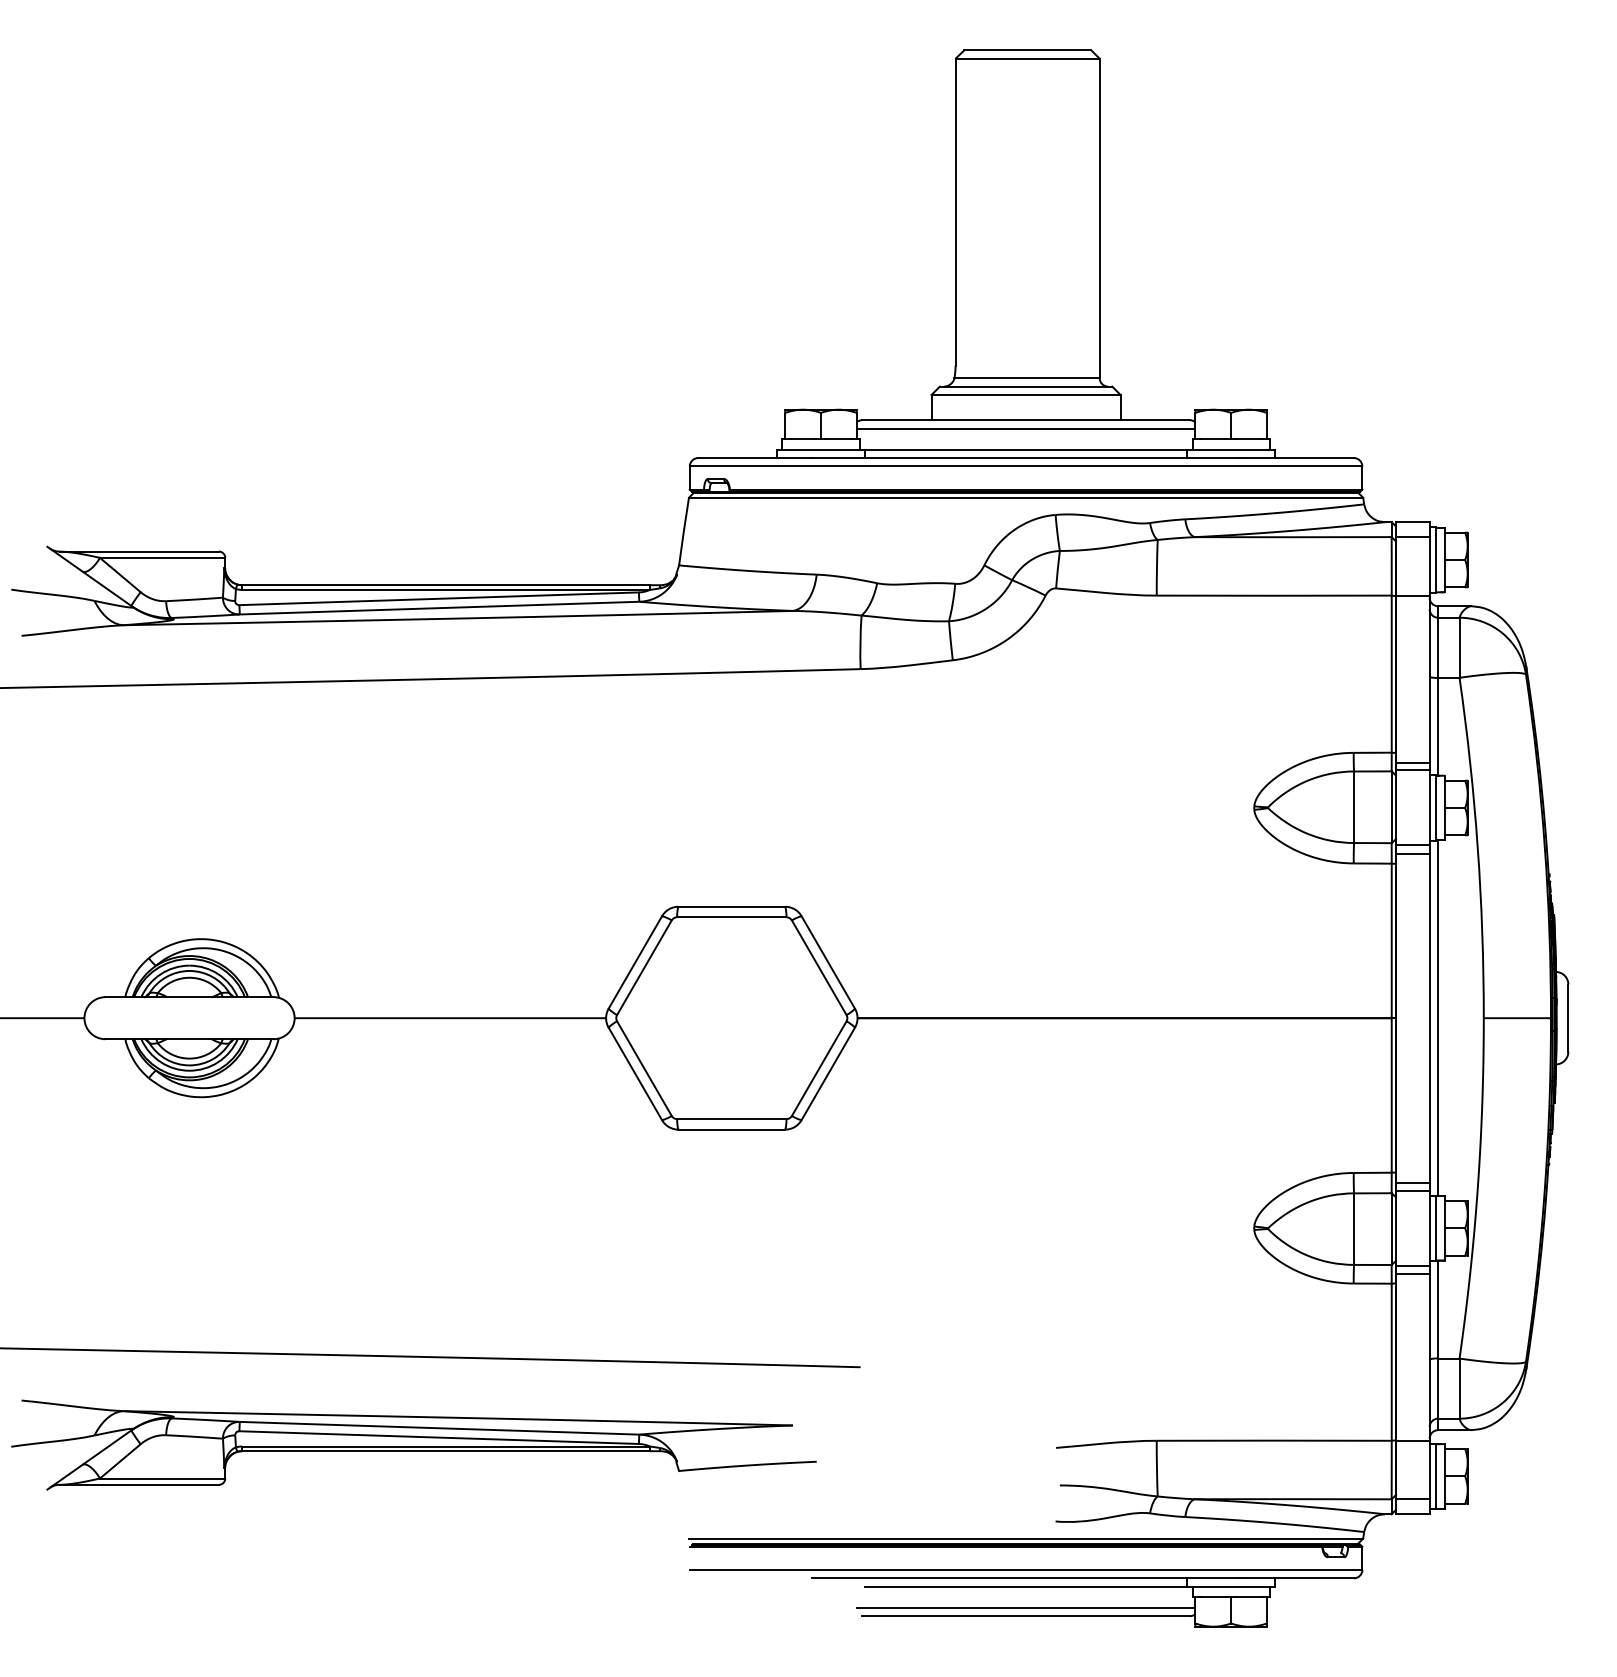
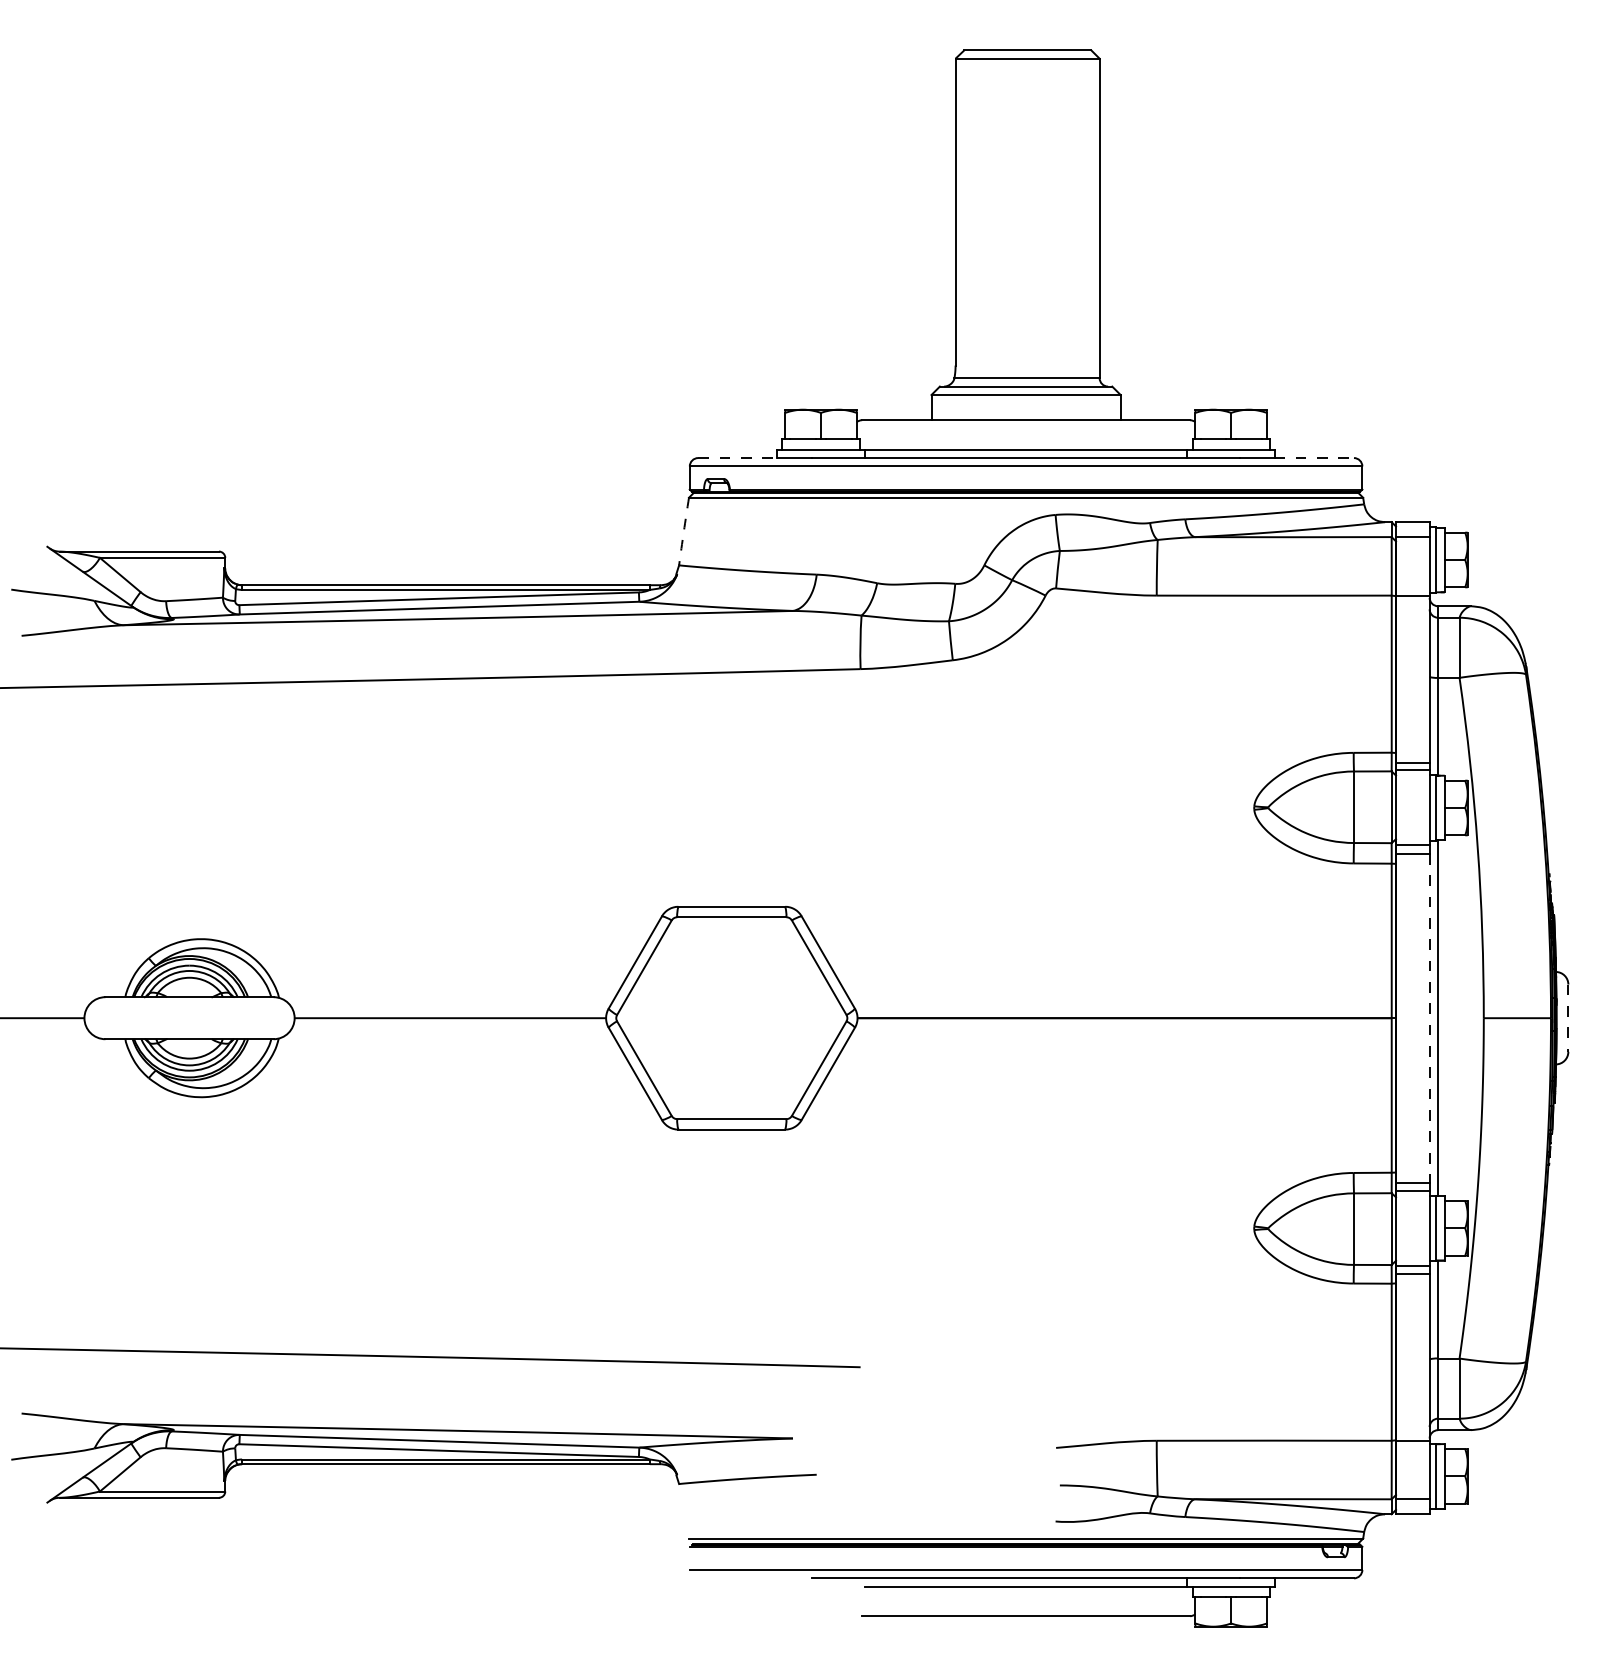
line: present -> none (1025, 428)
line: solid -> dashed (737, 458)
line: solid -> dashed (1314, 458)
arc: solid -> dashed (683, 531)
line: solid -> dashed (1429, 1018)
line: solid -> dashed (1568, 1018)
part position: (413, 1444) -> (413, 1457) (413, 1457)
line: present -> none (1025, 1607)
